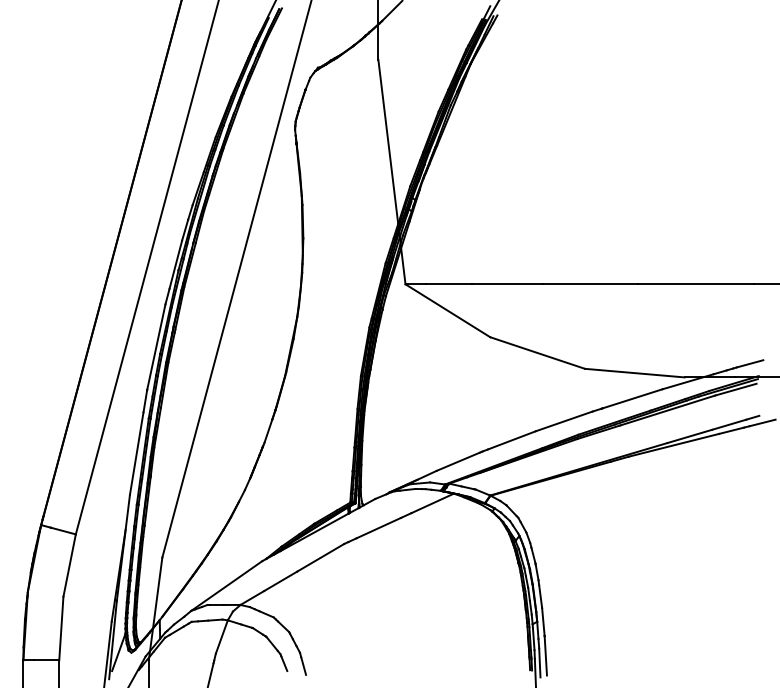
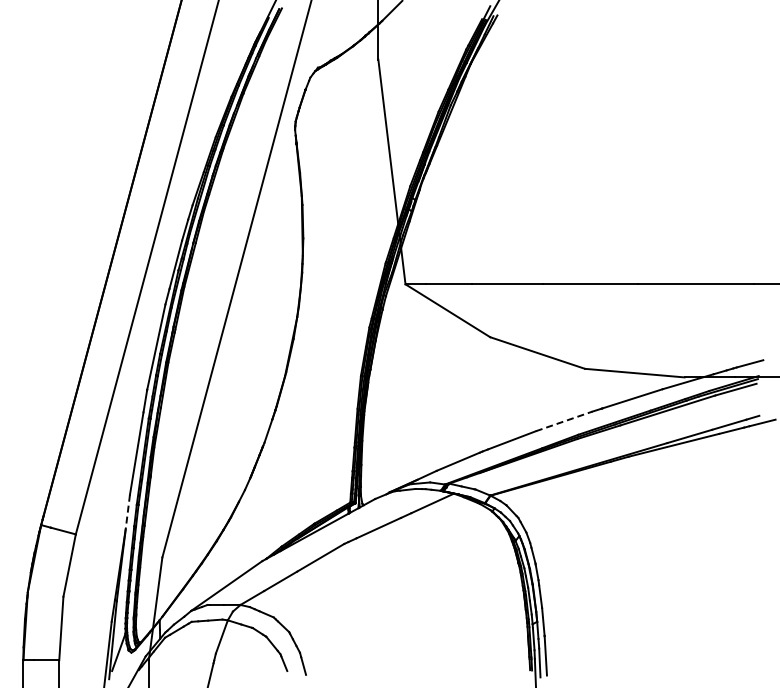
line: solid -> dashed (564, 421)
line: solid -> dashed (127, 514)
